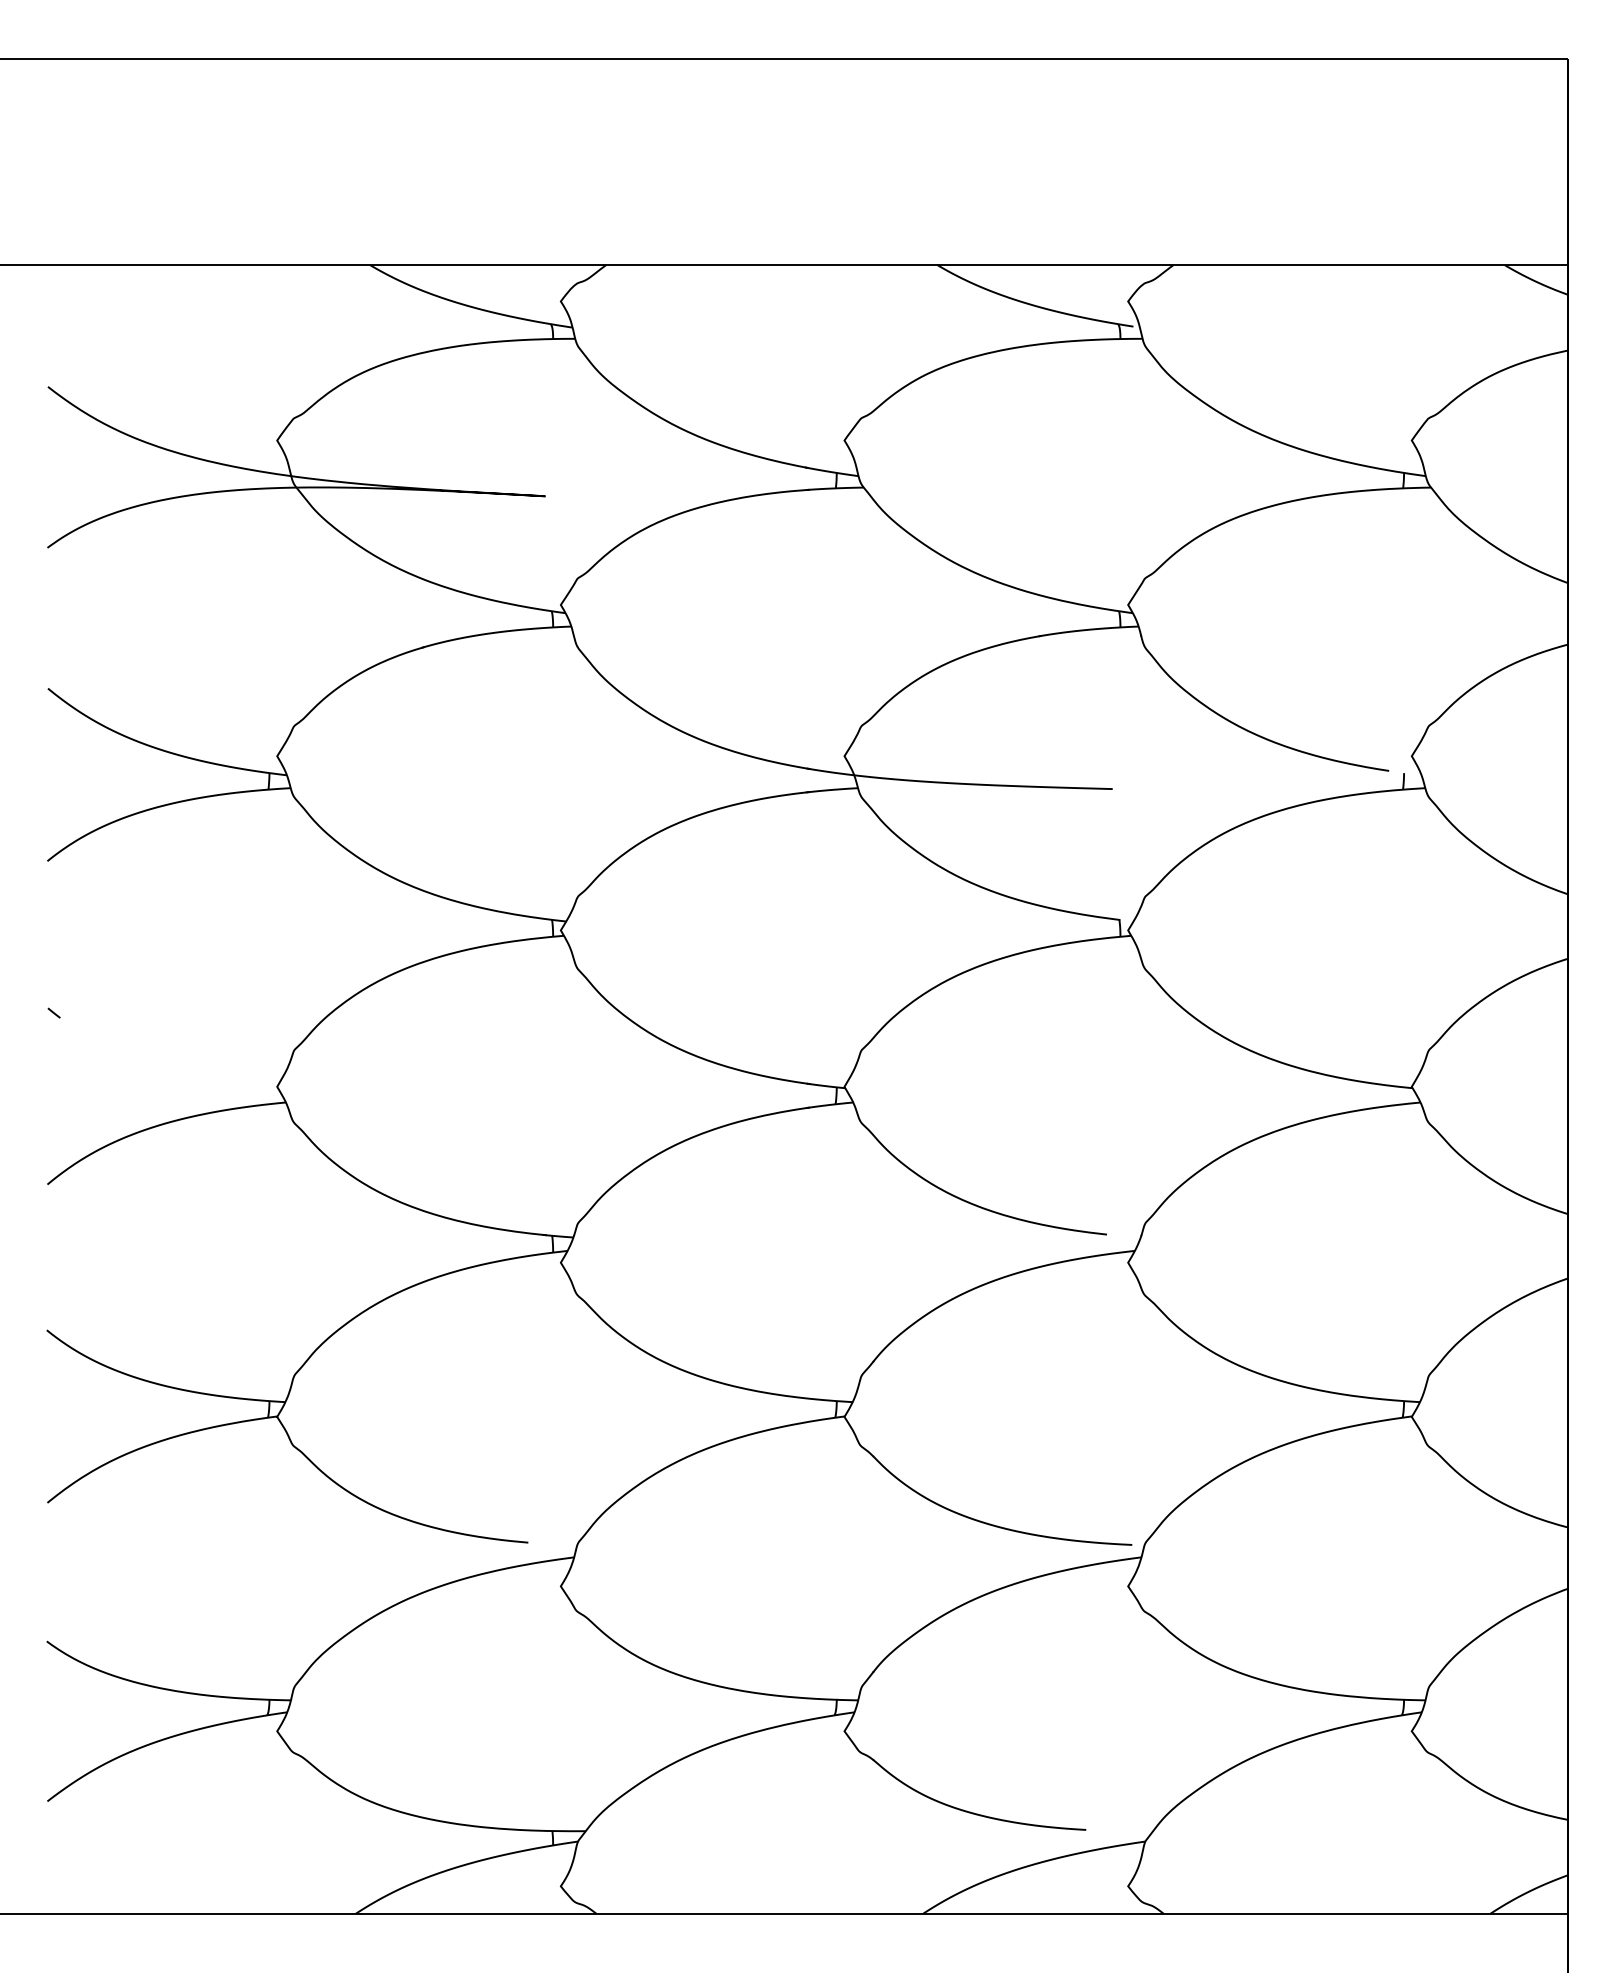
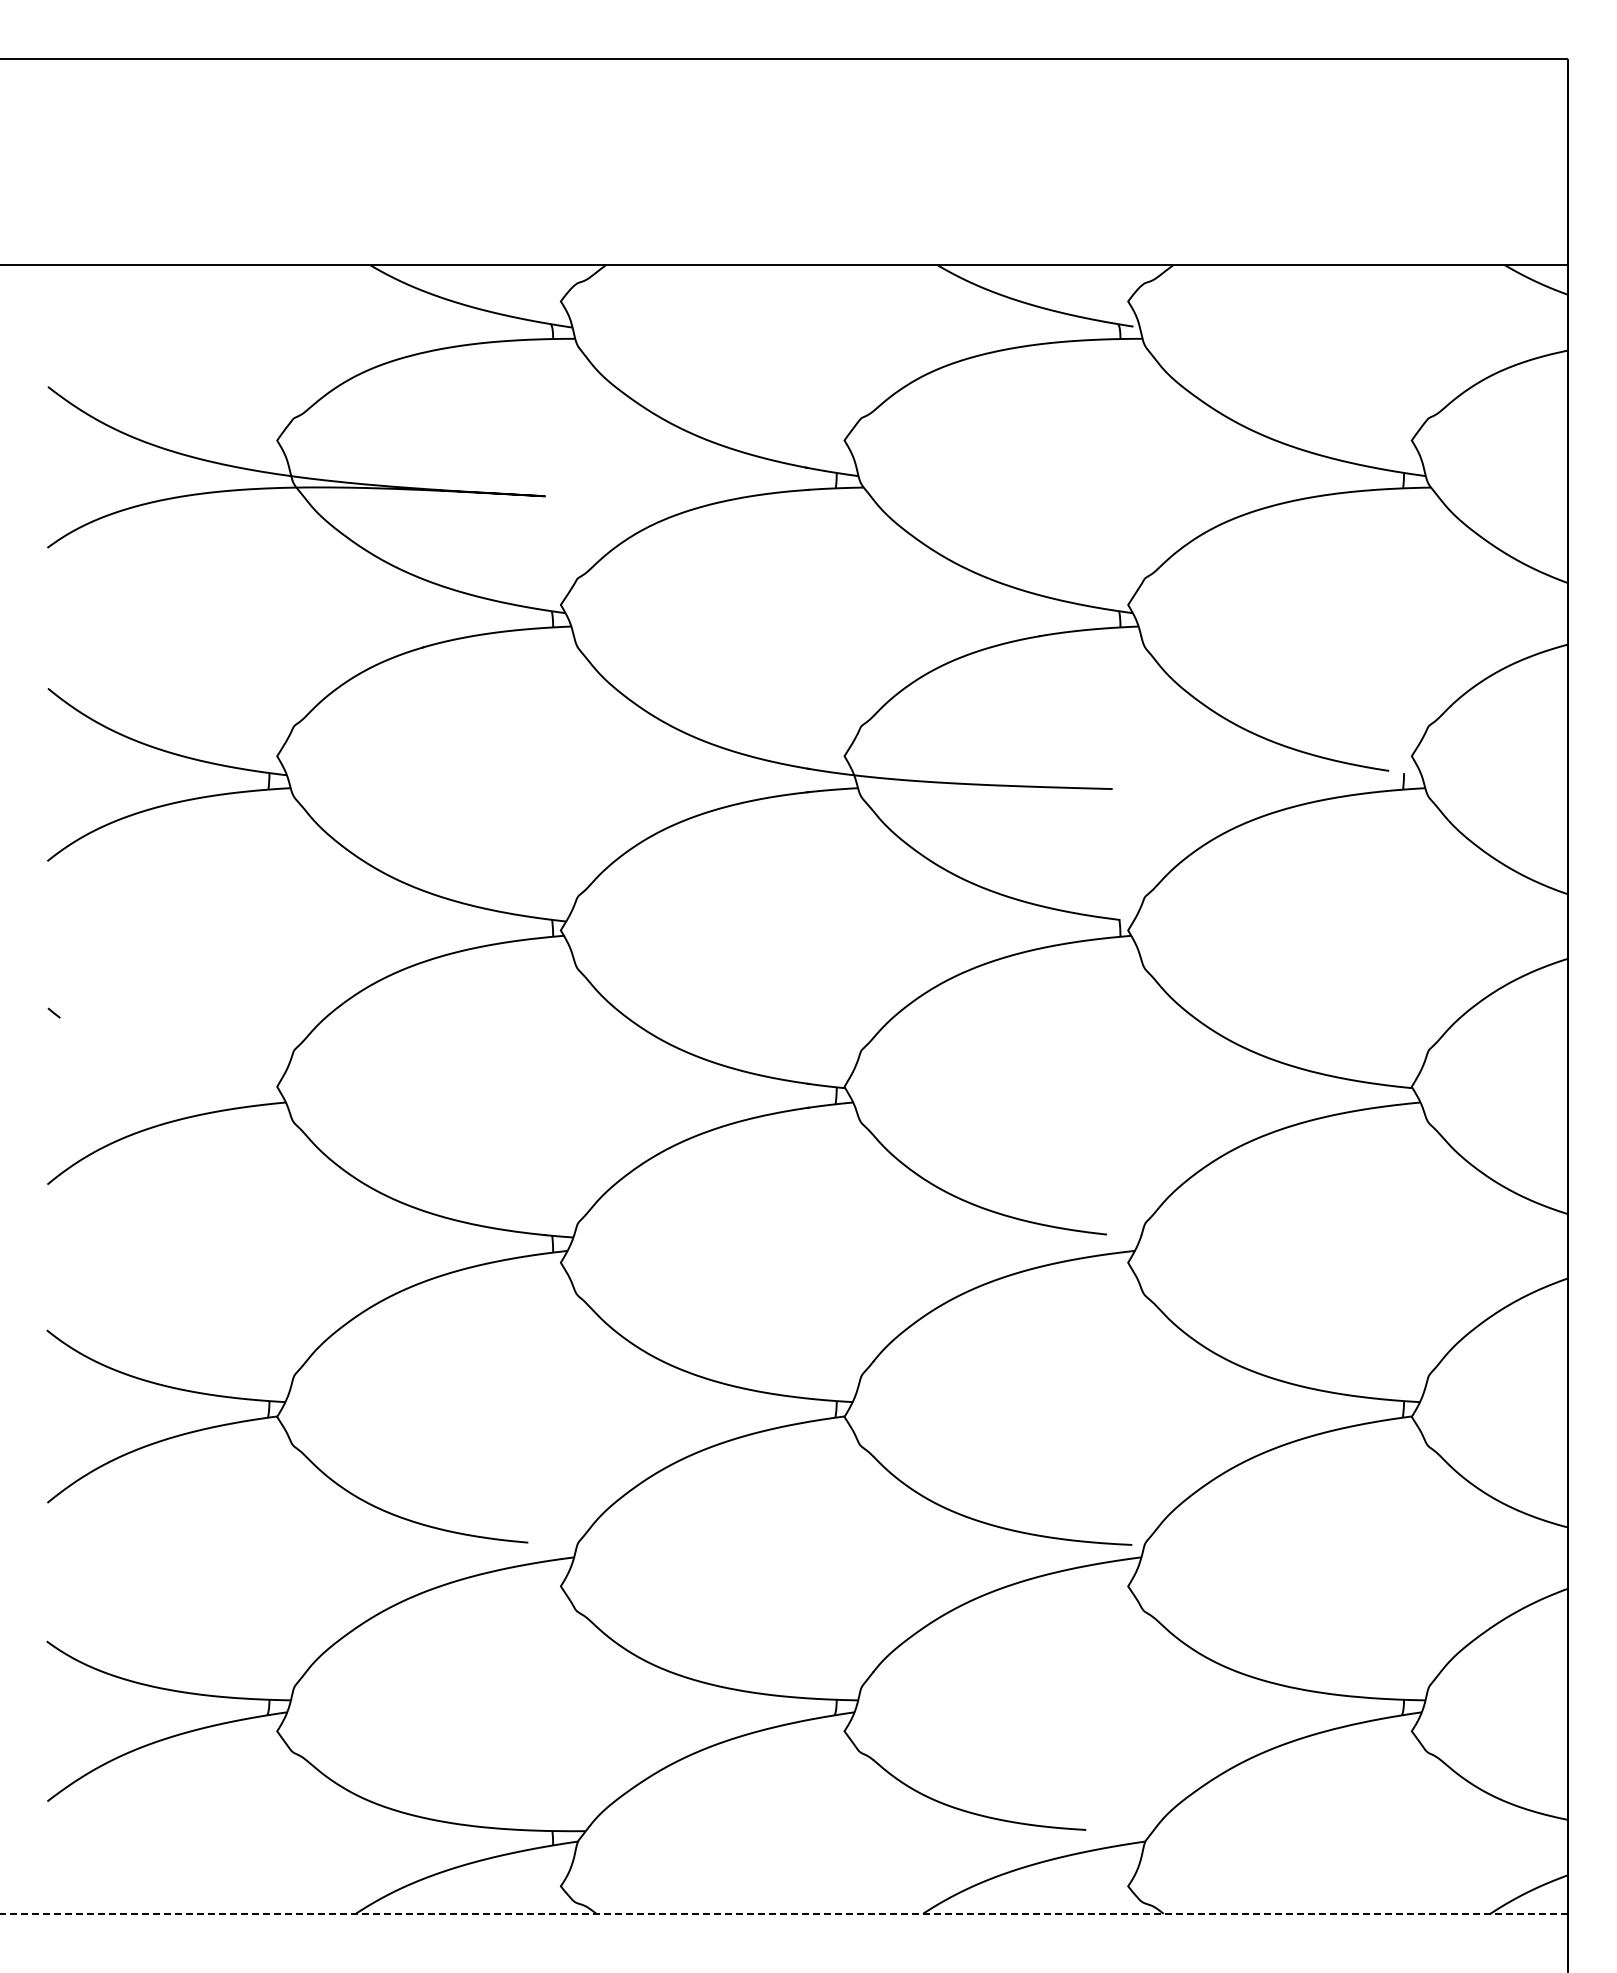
line: solid -> dashed (784, 1913)
